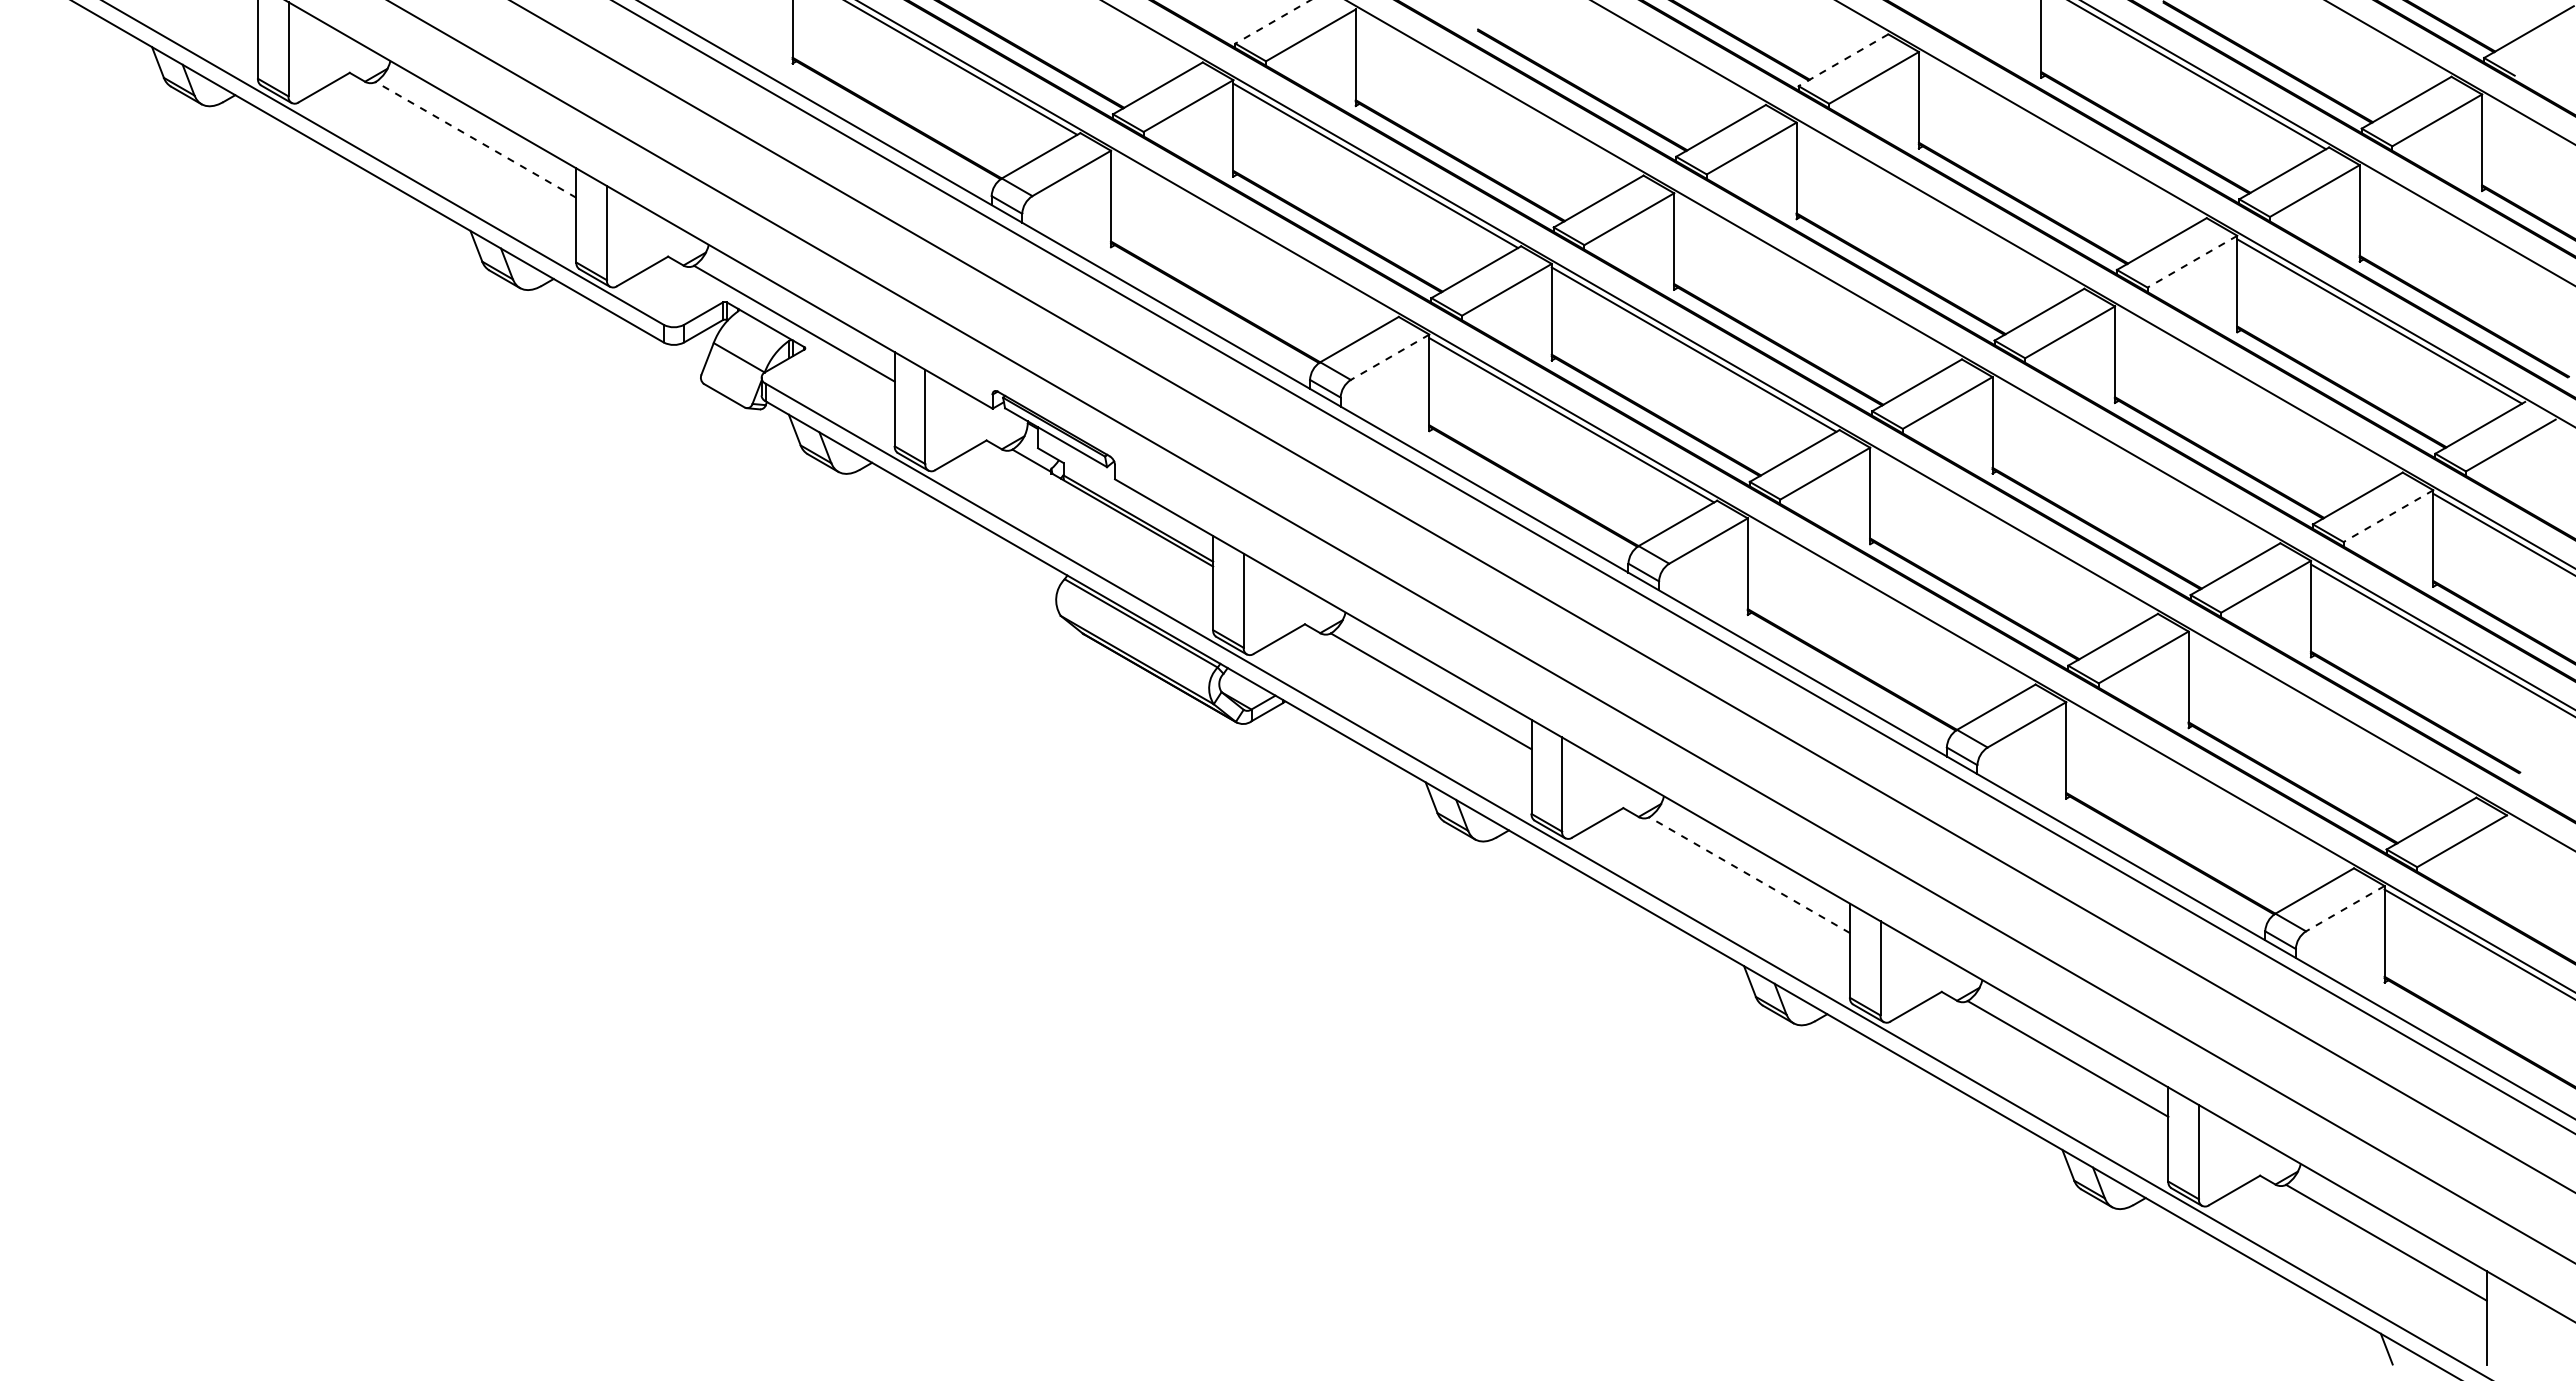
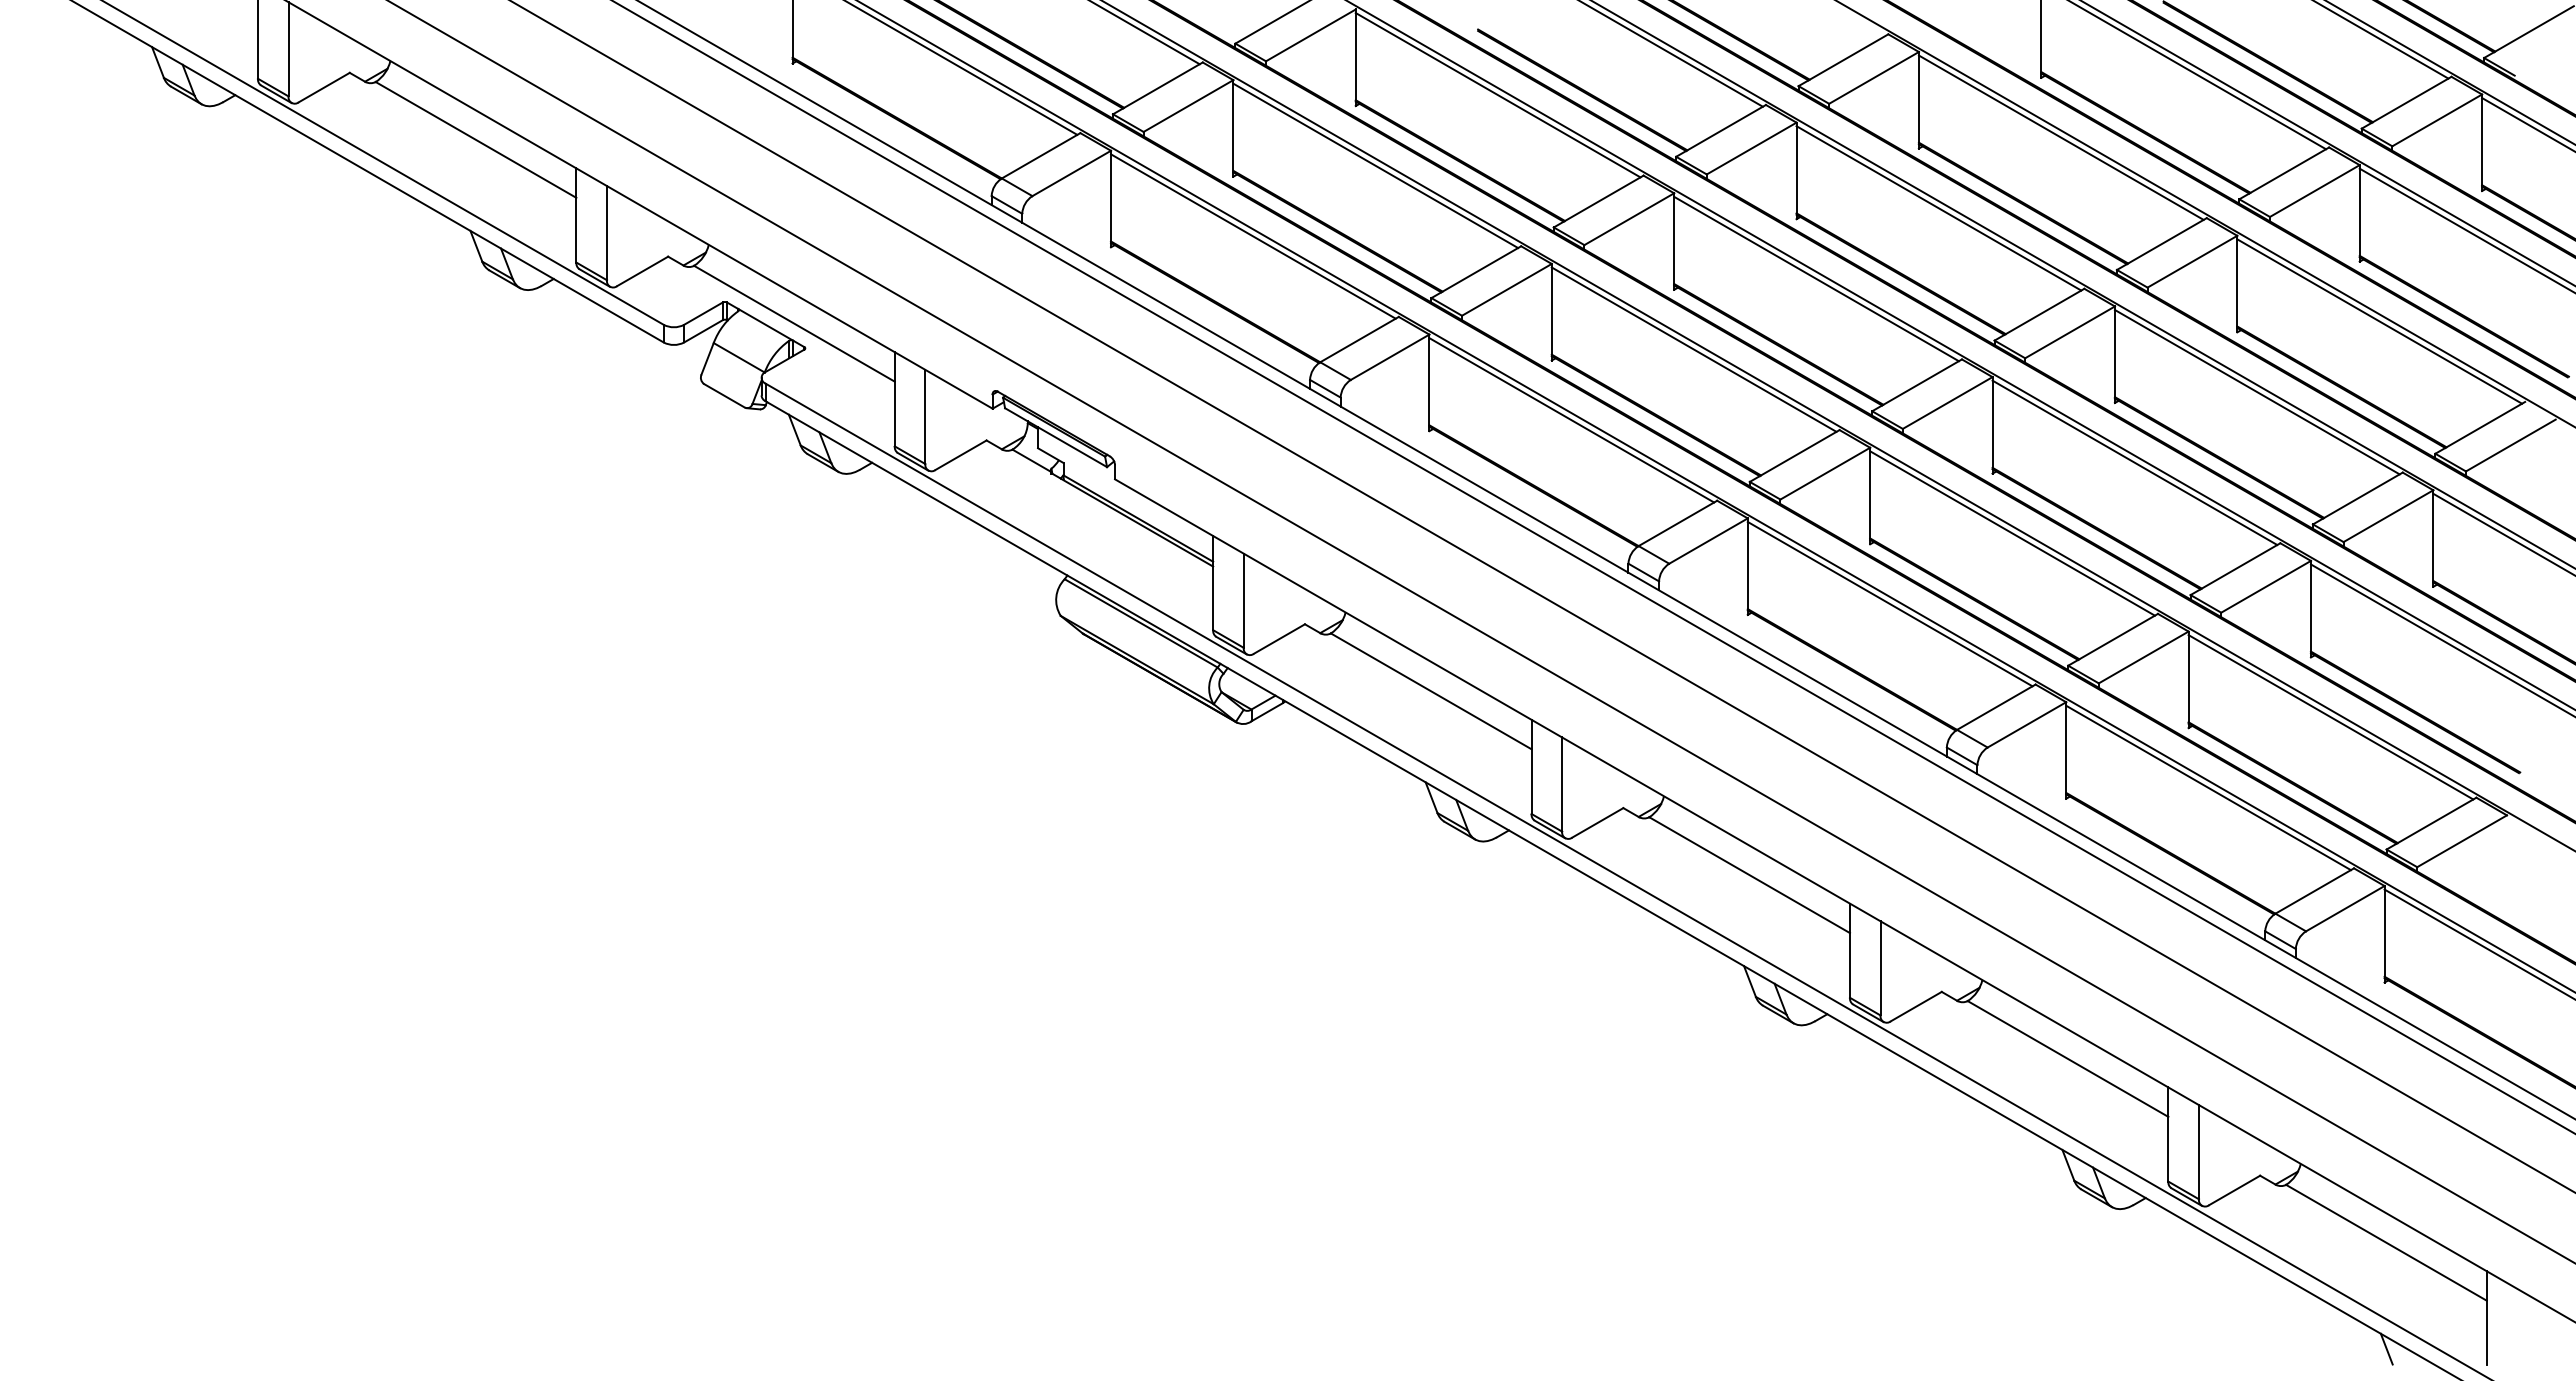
line: dashed -> solid (1272, 22)
line: none -> present (1145, 33)
line: none -> present (2382, 40)
line: none -> present (1671, 54)
line: dashed -> solid (1843, 60)
line: none -> present (1497, 95)
line: none -> present (2527, 124)
line: none -> present (2060, 137)
line: dashed -> solid (476, 139)
line: none -> present (1938, 208)
line: none -> present (2465, 229)
line: none -> present (1253, 236)
line: dashed -> solid (2192, 261)
line: none -> present (1816, 278)
line: dashed -> solid (1389, 357)
line: none -> present (2256, 391)
line: none -> present (2134, 462)
line: dashed -> solid (2388, 516)
line: none -> present (2012, 533)
line: none -> present (1889, 603)
line: none -> present (2330, 717)
line: none -> present (2208, 787)
line: dashed -> solid (1749, 875)
line: dashed -> solid (2344, 908)
